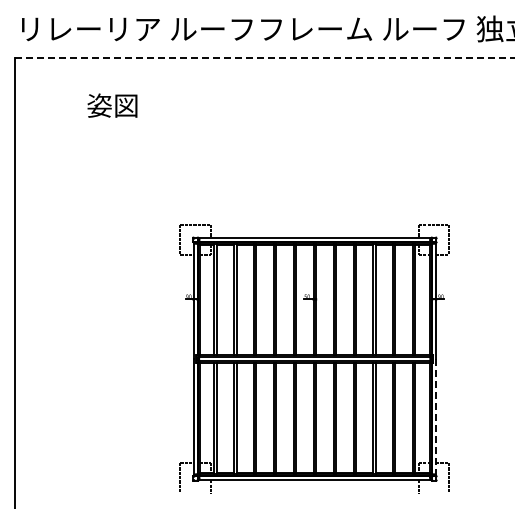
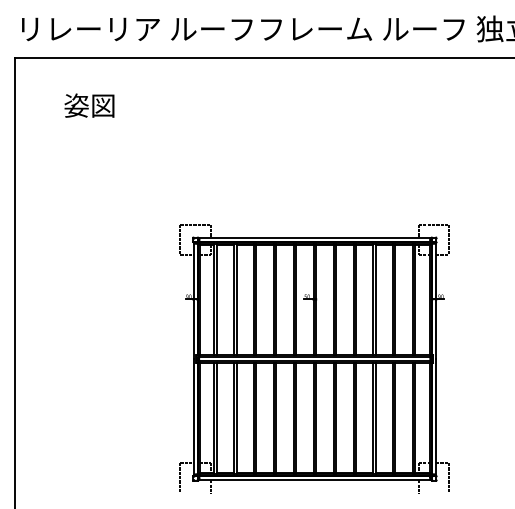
line: dashed -> solid (265, 57)
text position: (112, 105) -> (89, 105) (89, 105)
line: dashed -> solid (436, 416)
